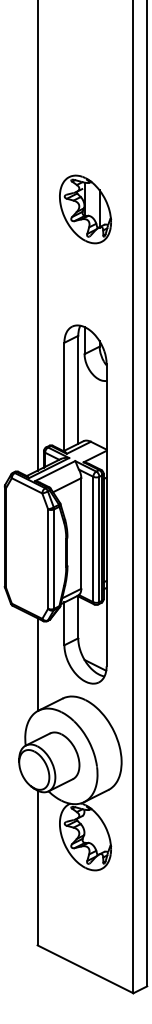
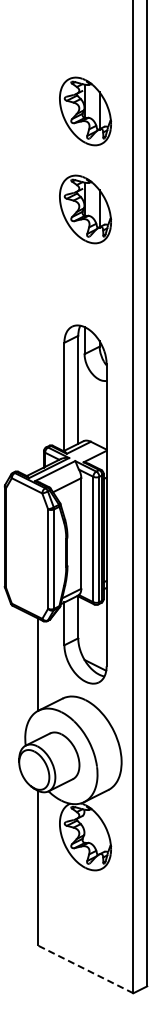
part: none -> present (85, 111)
line: present -> none (37, 236)
line: solid -> dashed (85, 969)
